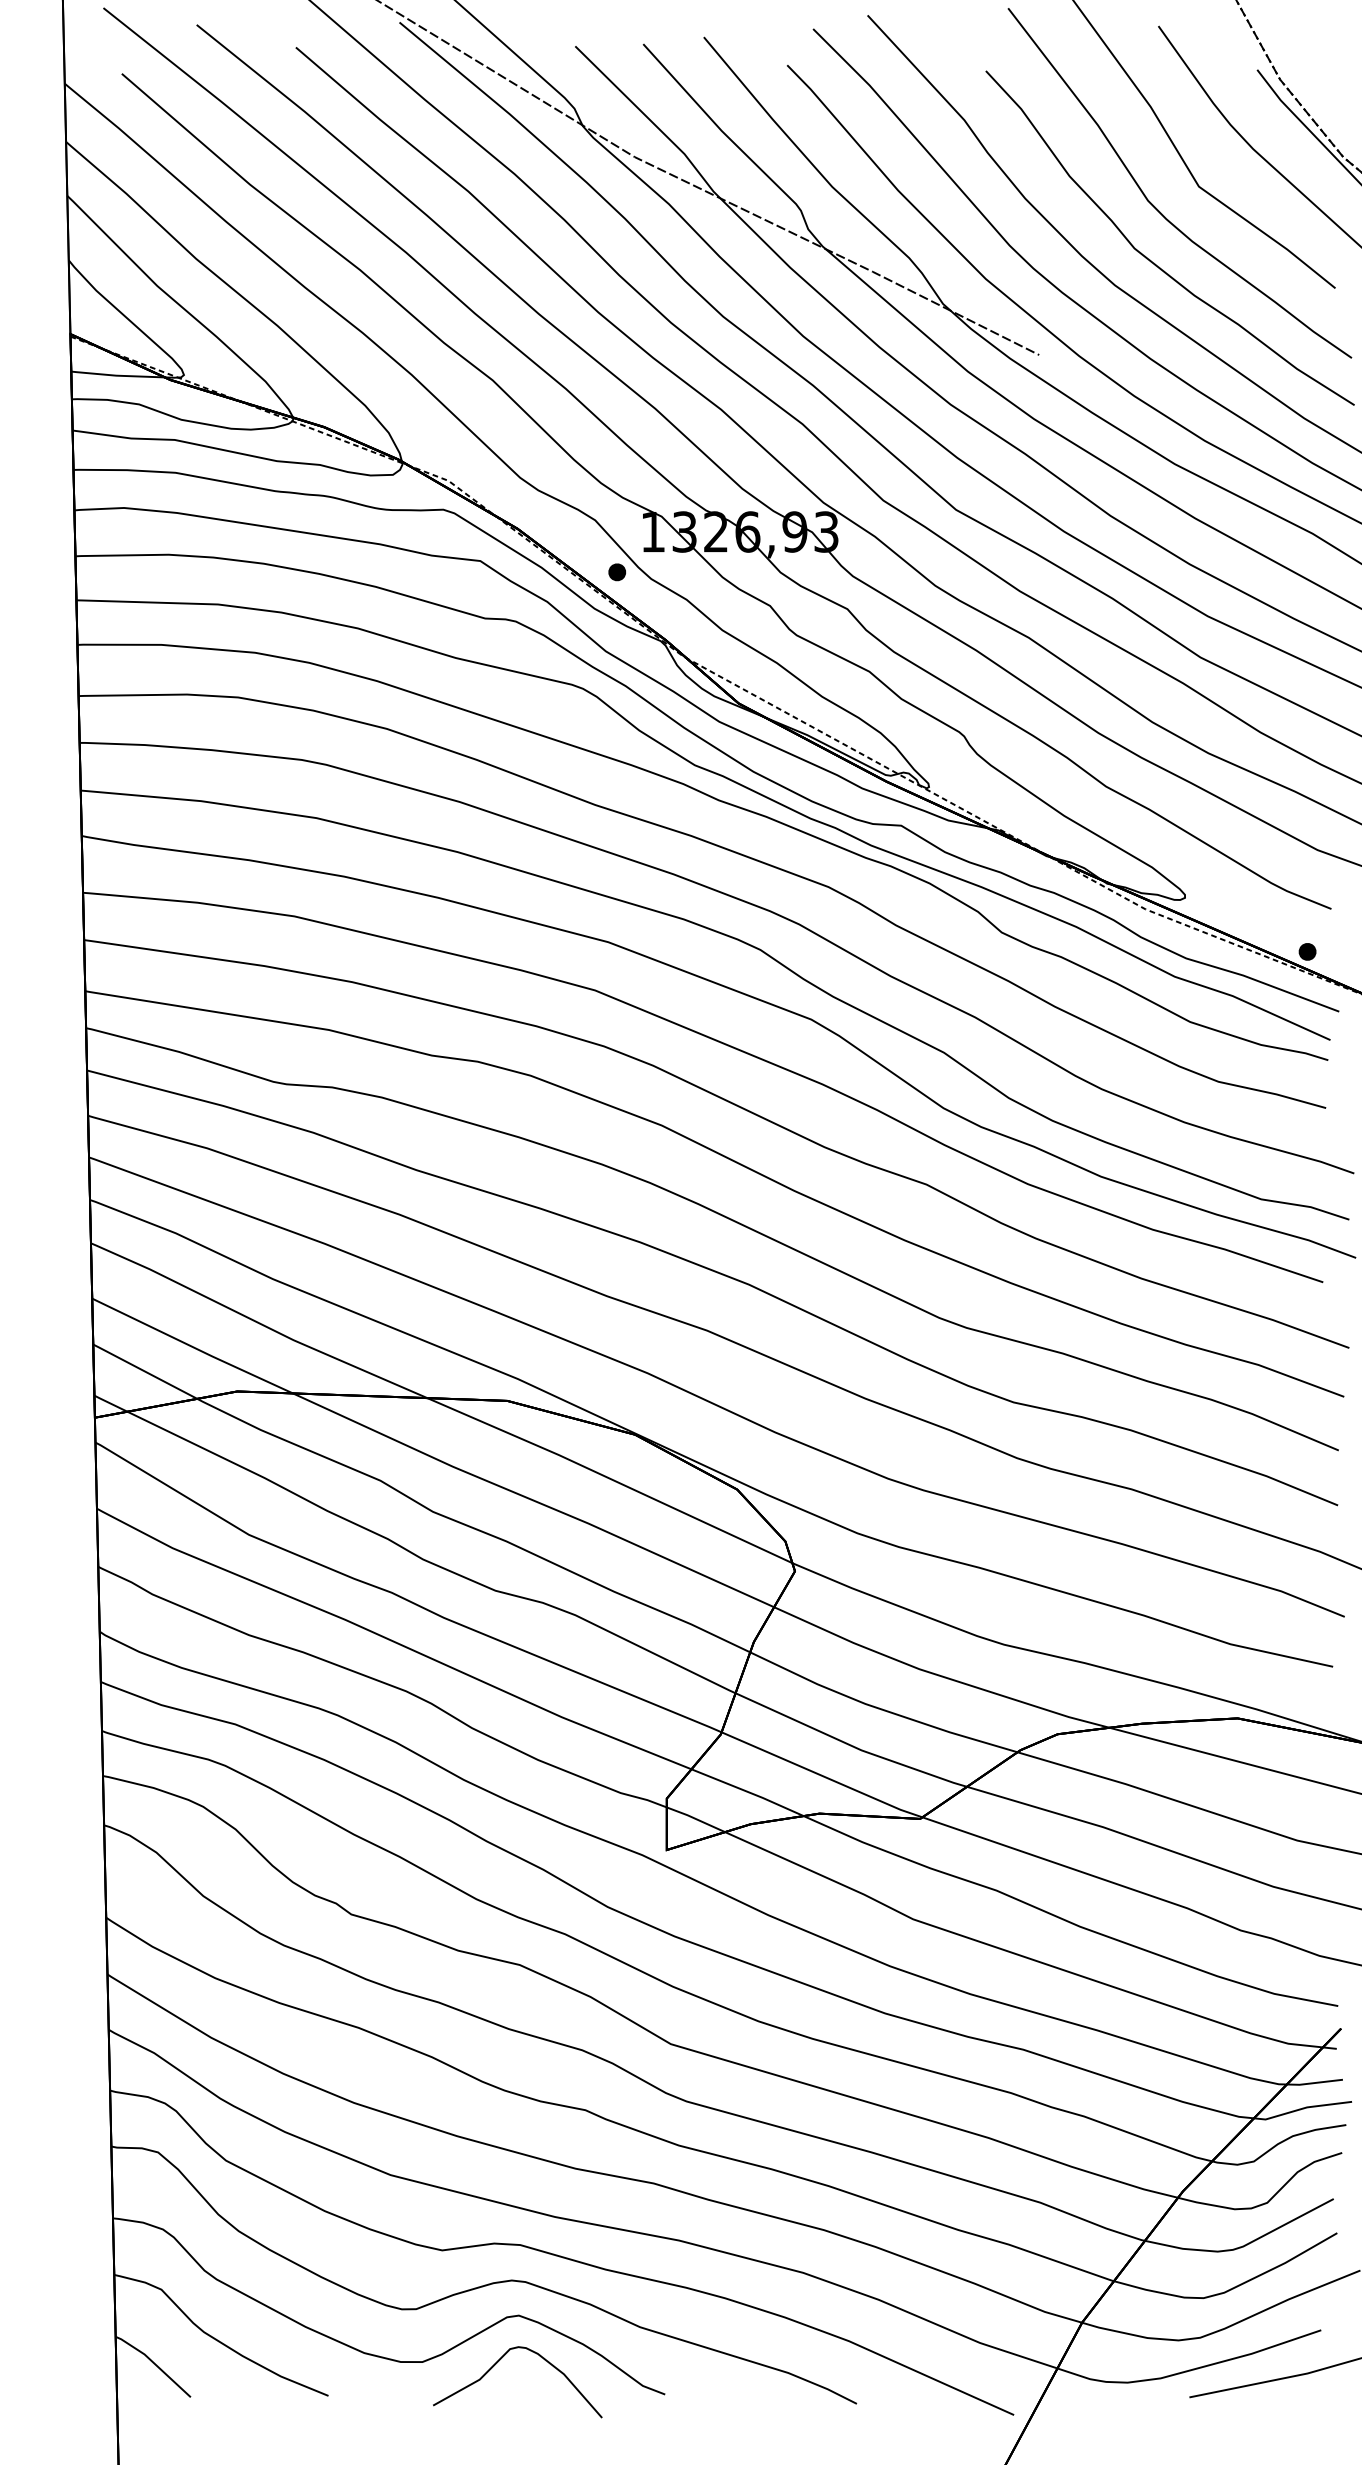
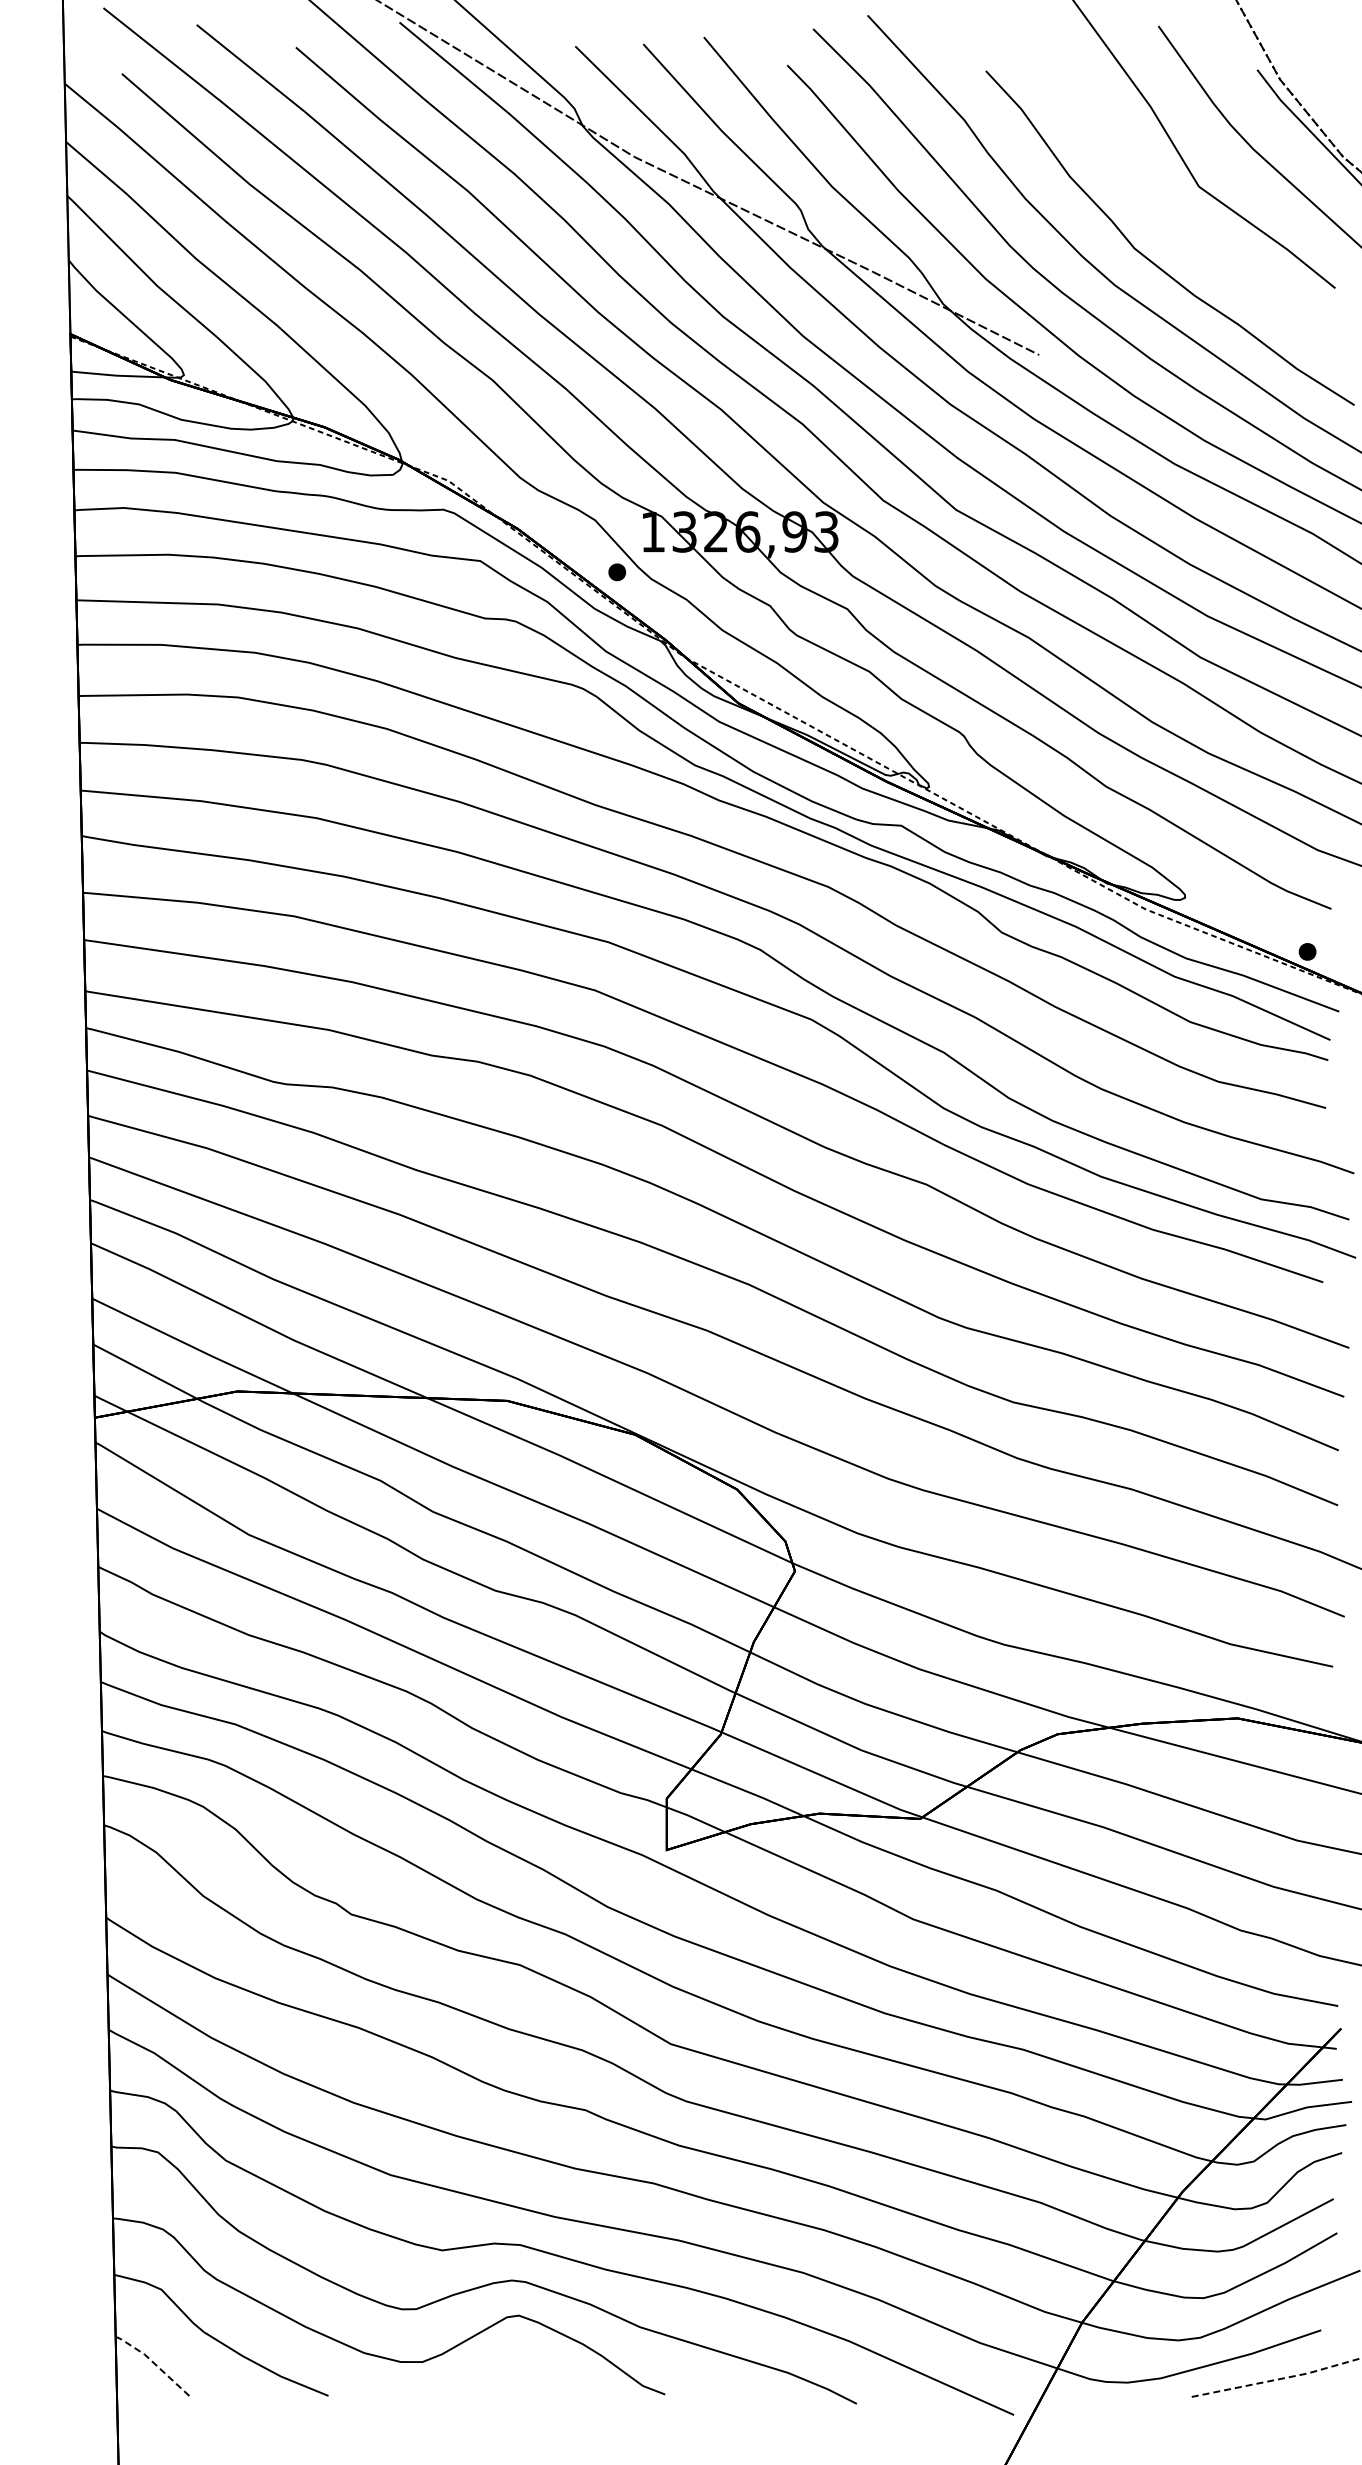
curve: present -> none (1155, 206)
curve: present -> none (498, 2362)
line: solid -> dashed (154, 2363)
line: solid -> dashed (1276, 2379)
